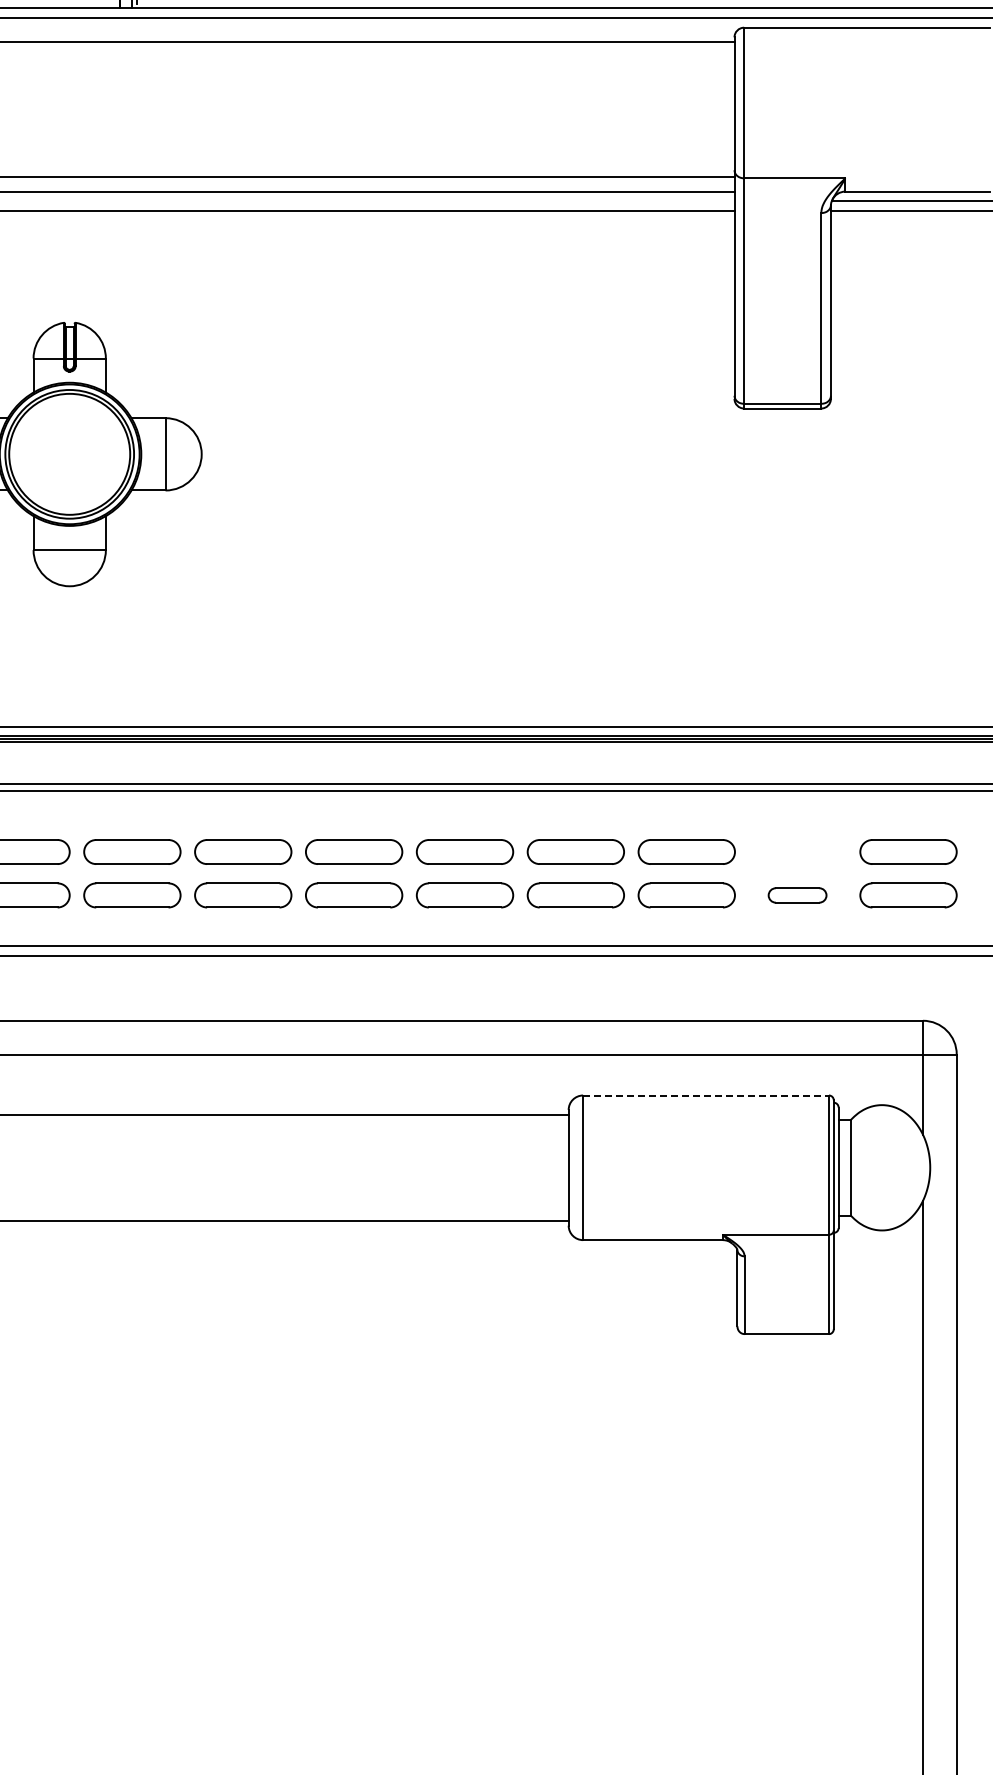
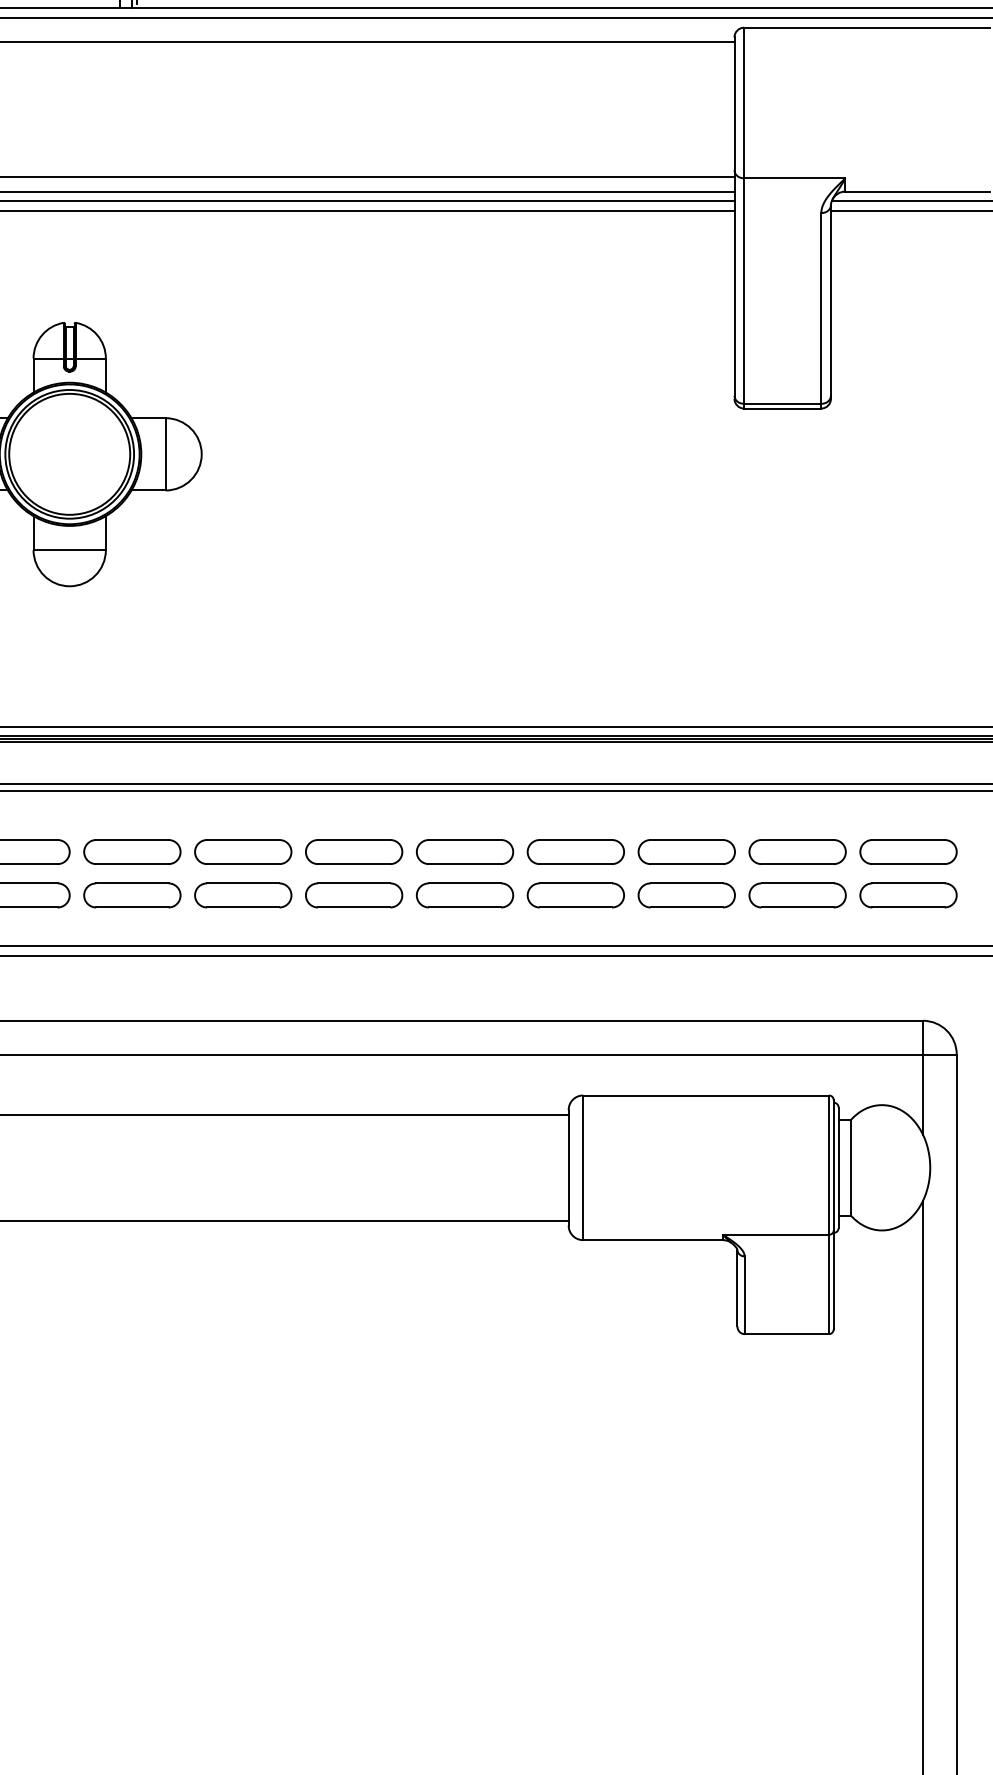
line: none -> present (368, 201)
part: none -> present (797, 851)
part size: 61x17 px -> 99x27 px (797, 895)
line: dashed -> solid (706, 1095)
